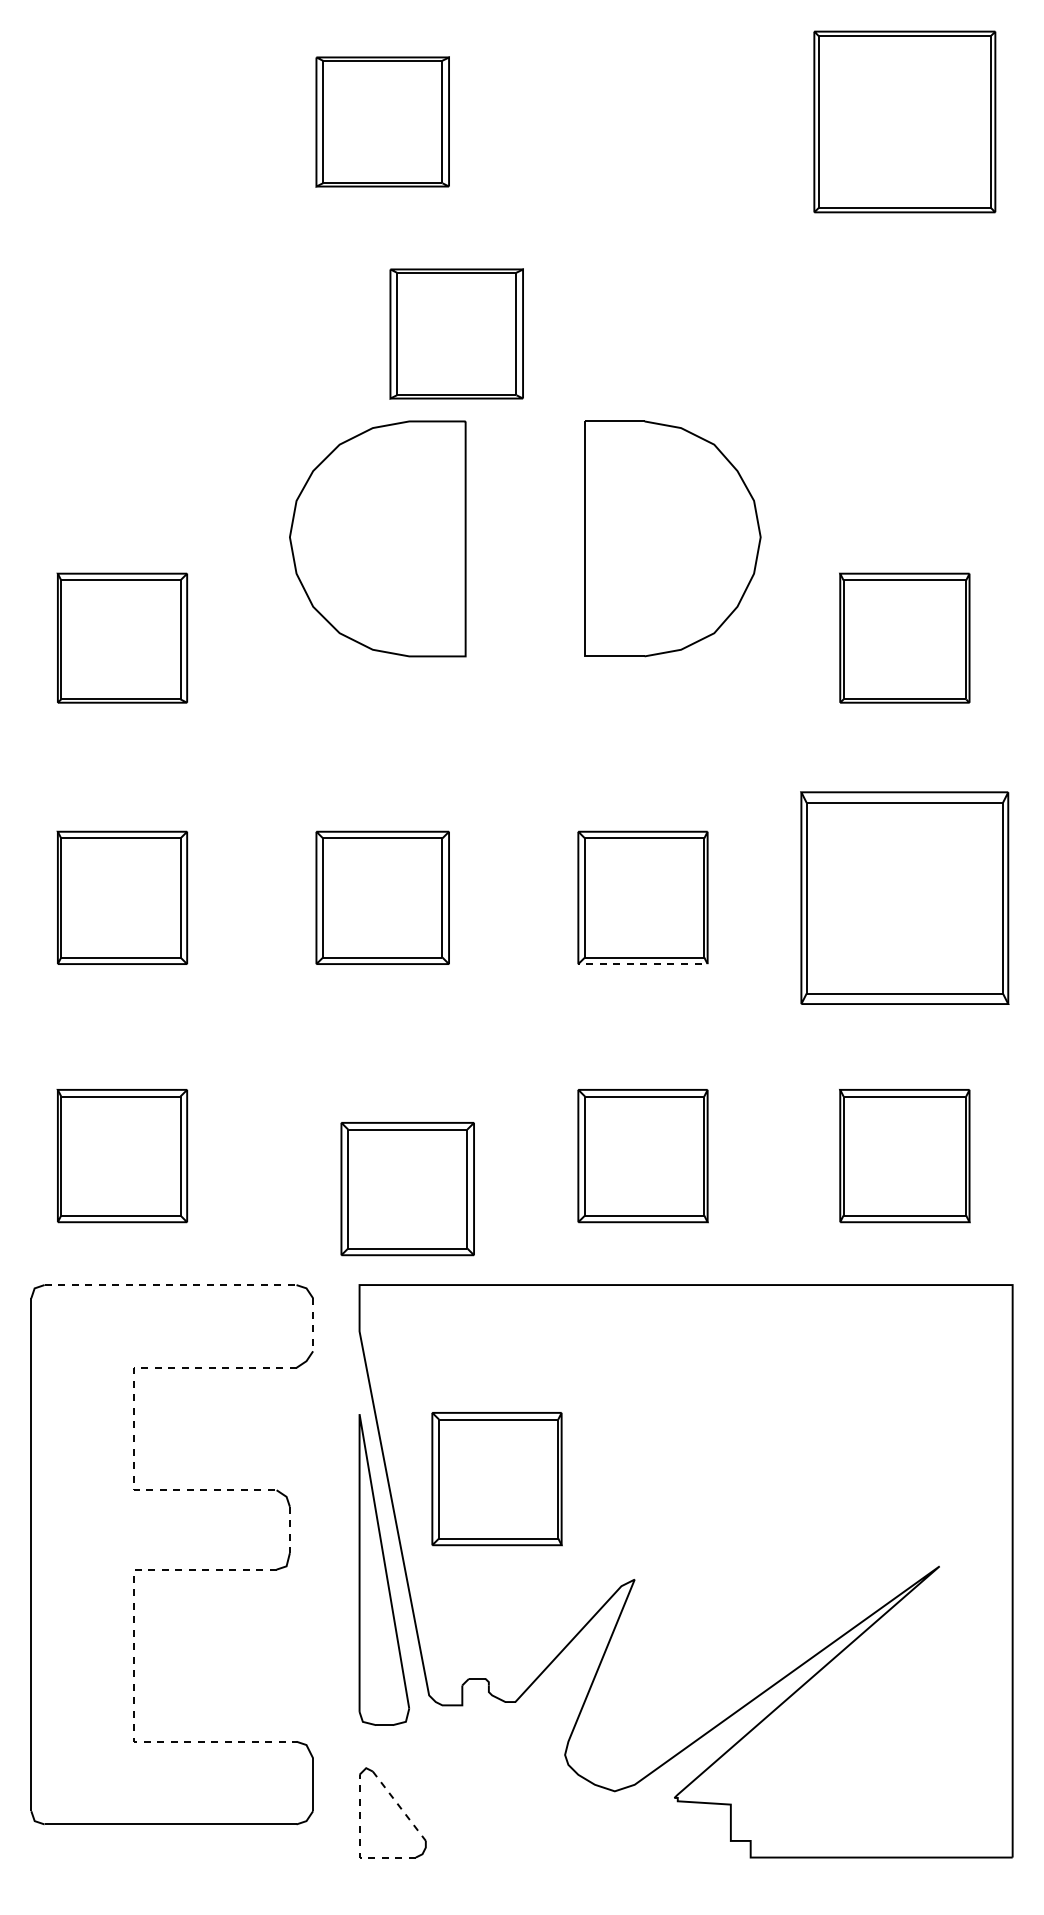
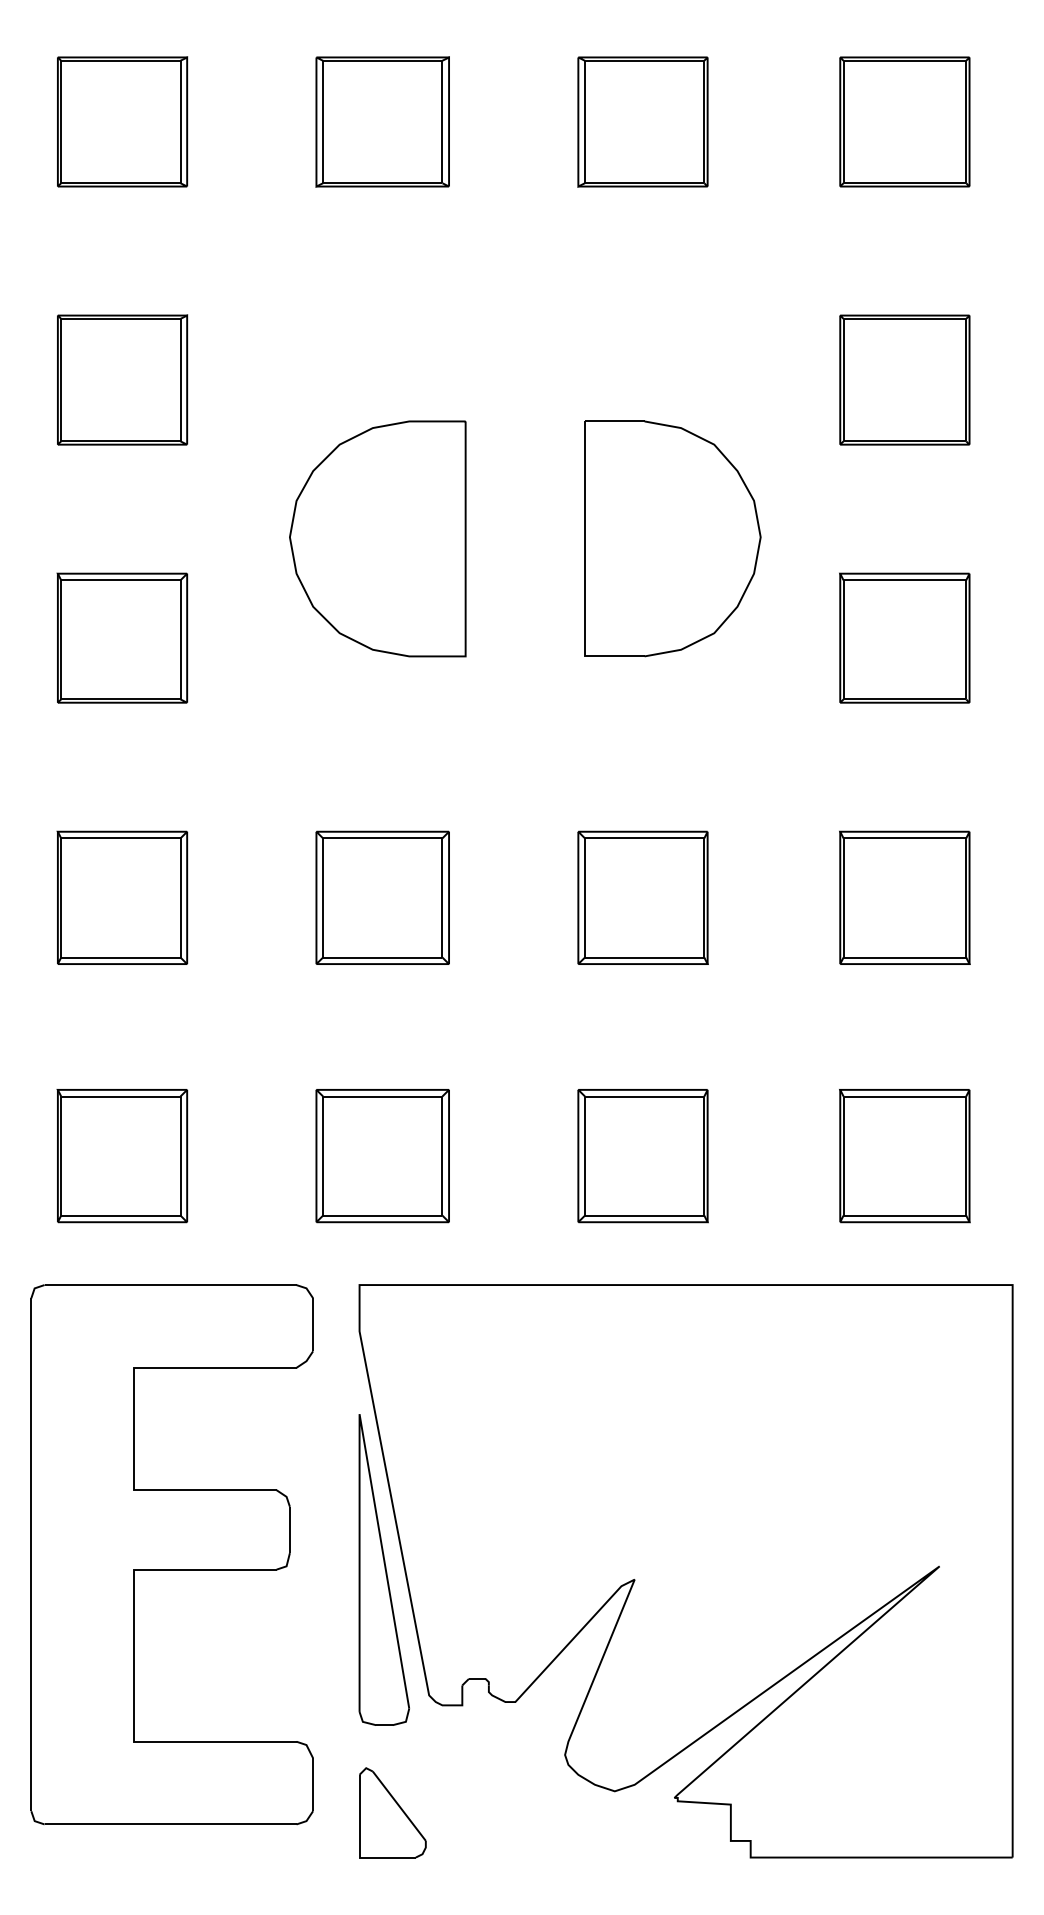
part: none -> present (122, 121)
part: none -> present (642, 121)
part size: 184x184 px -> 132x132 px (904, 121)
part: present -> none (456, 333)
part: none -> present (122, 379)
part: none -> present (904, 379)
part size: 210x214 px -> 132x135 px (904, 897)
line: dashed -> solid (646, 964)
part position: (407, 1189) -> (382, 1156) (382, 1156)
line: dashed -> solid (170, 1285)
line: dashed -> solid (313, 1324)
line: dashed -> solid (134, 1419)
part: present -> none (496, 1479)
line: dashed -> solid (289, 1530)
line: dashed -> solid (134, 1666)
line: dashed -> solid (399, 1806)
line: dashed -> solid (359, 1844)
